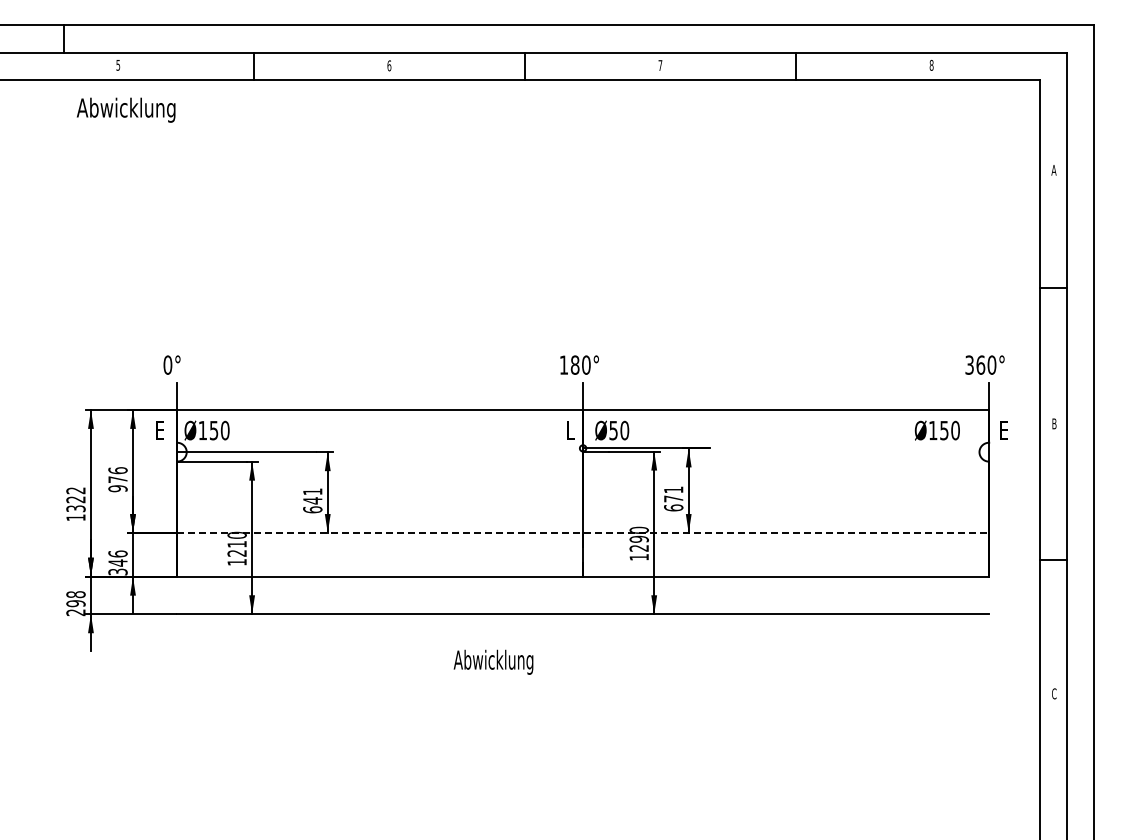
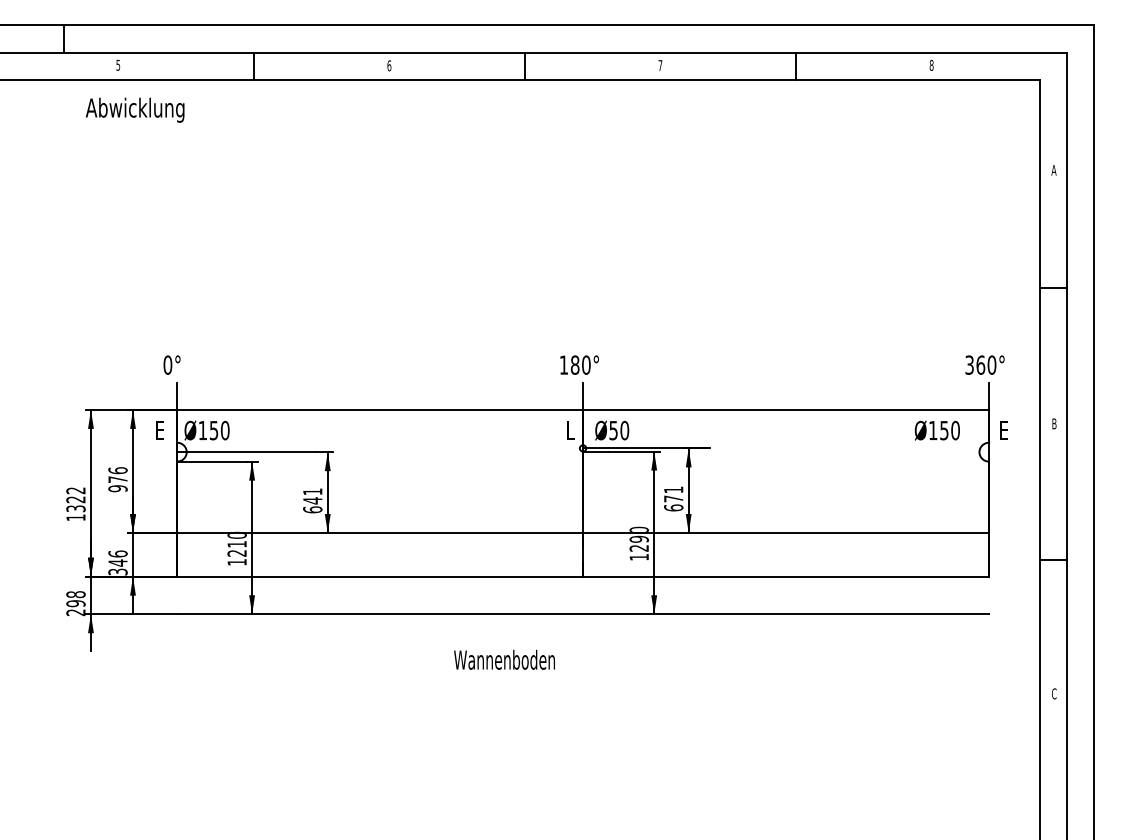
text position: (125, 109) -> (134, 109) (134, 109)
line: dashed -> solid (583, 533)
text: Abwicklung -> Wannenboden (503, 661)
